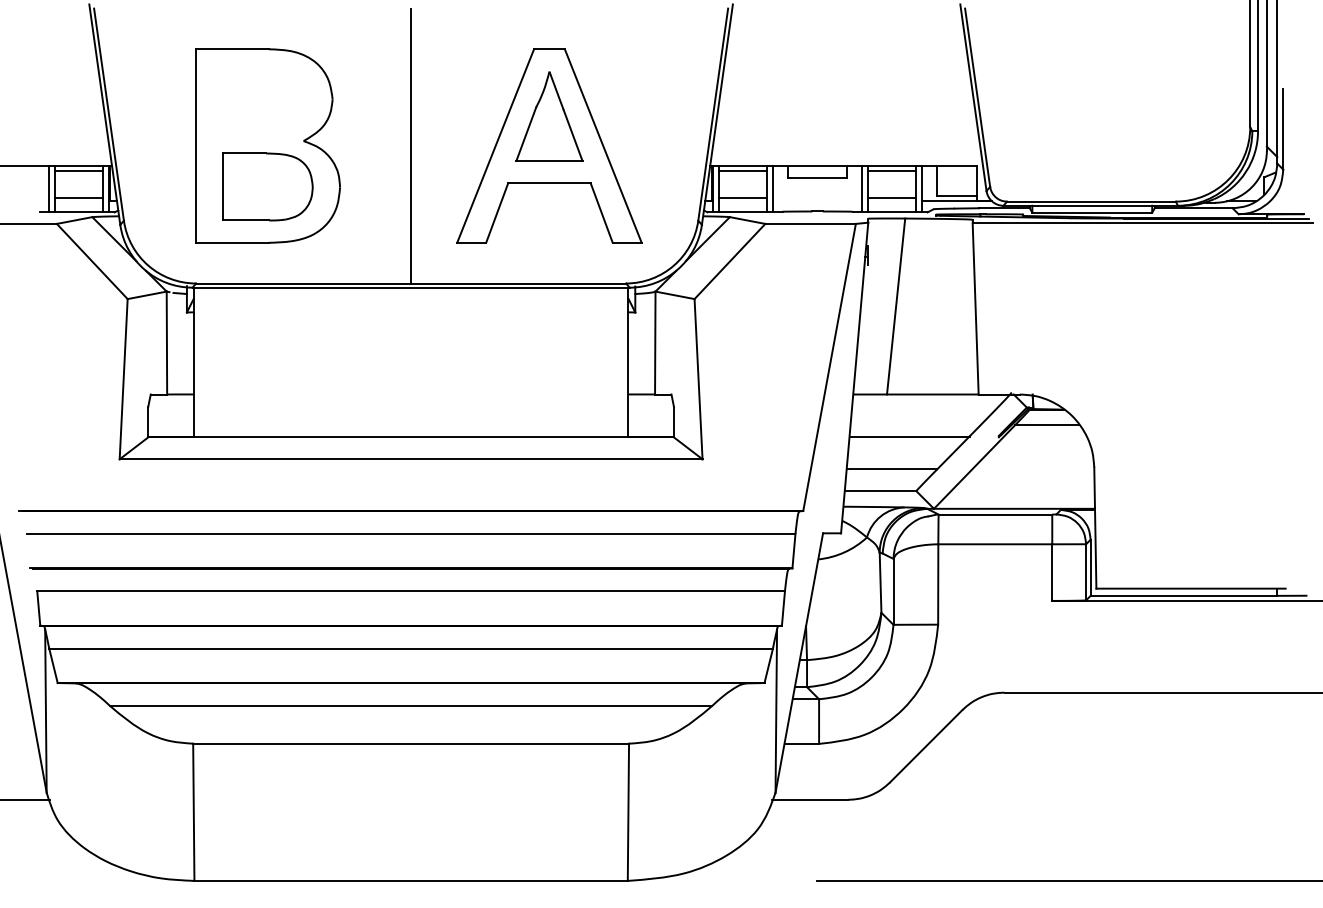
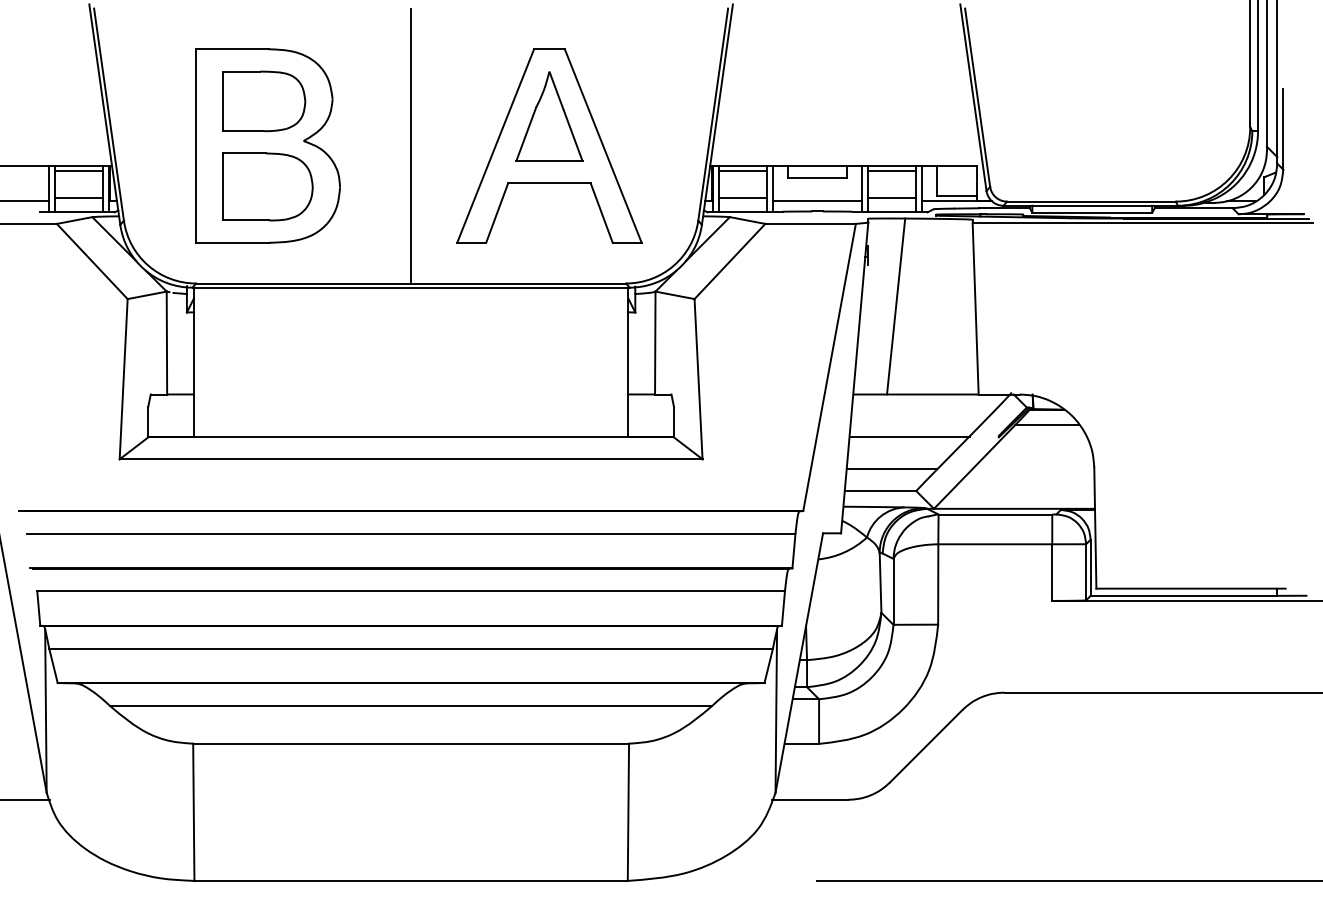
part: none -> present (264, 100)
line: none -> present (25, 201)
line: none -> present (817, 201)
